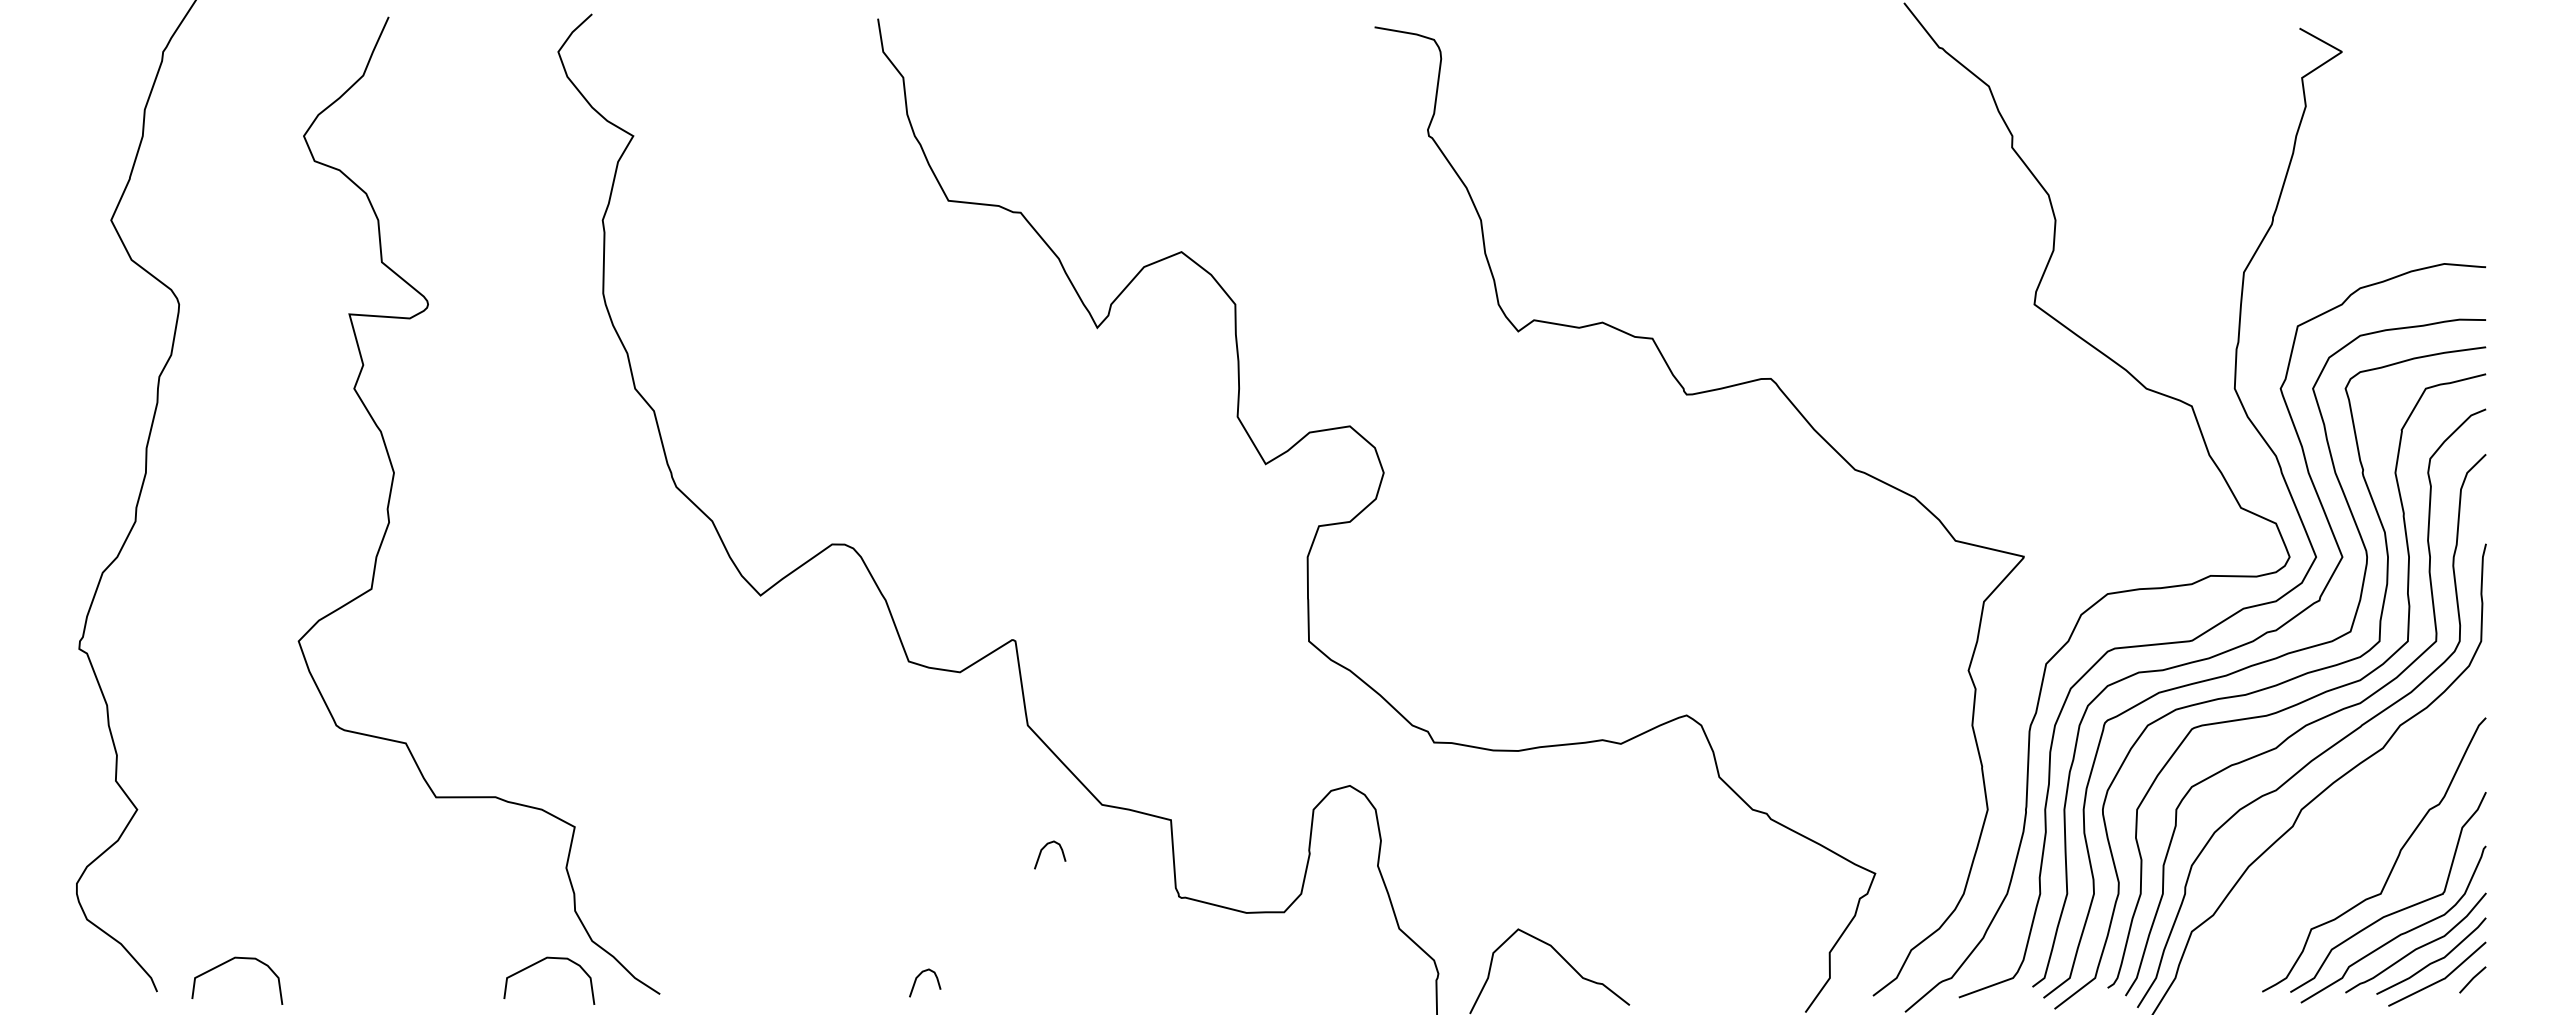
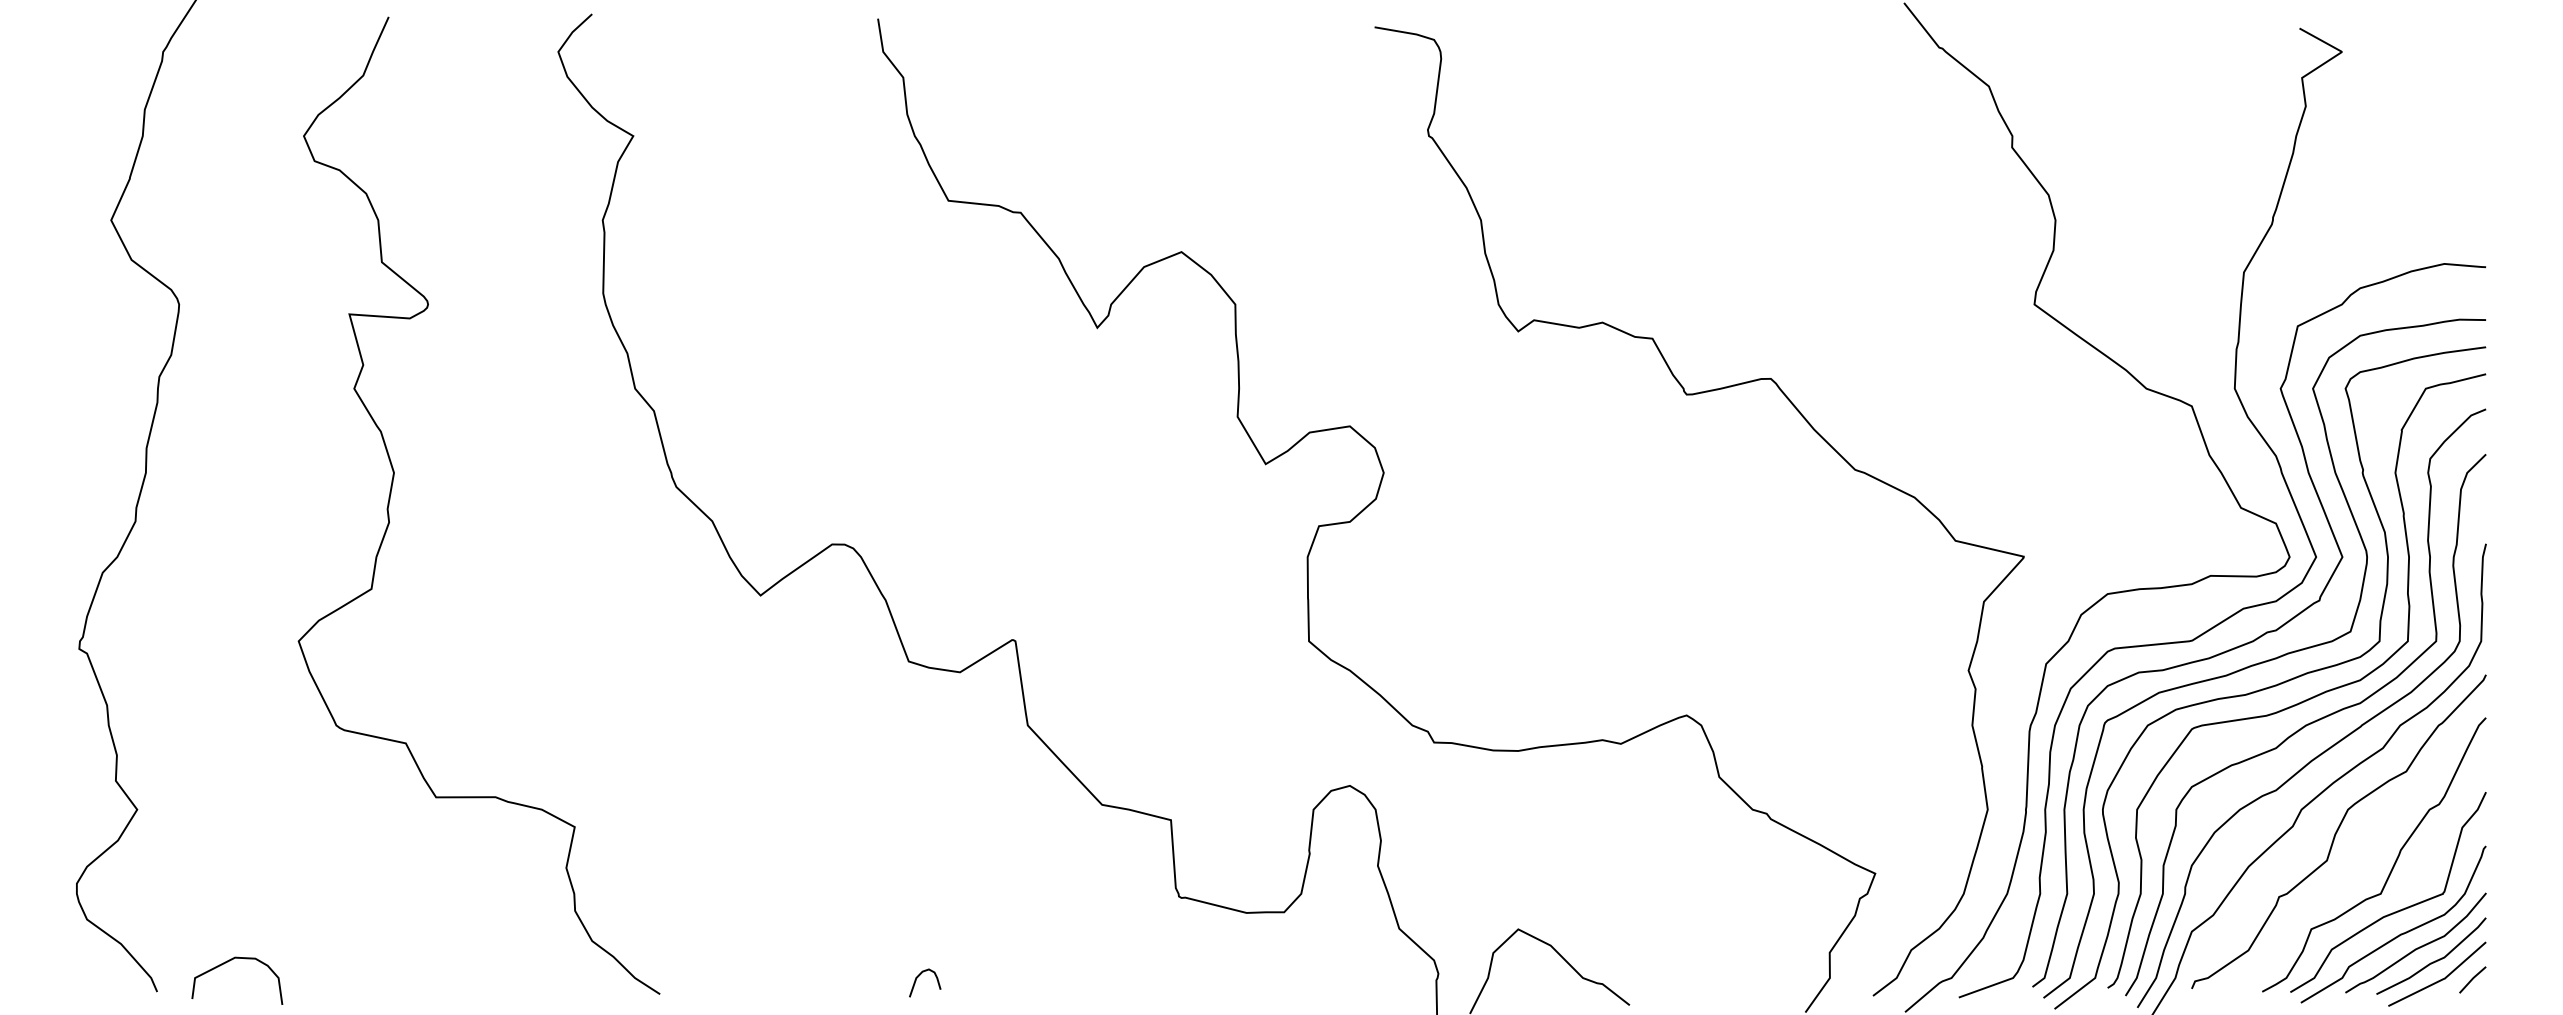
curve: none -> present (2338, 830)
curve: present -> none (1044, 848)
curve: present -> none (540, 962)
